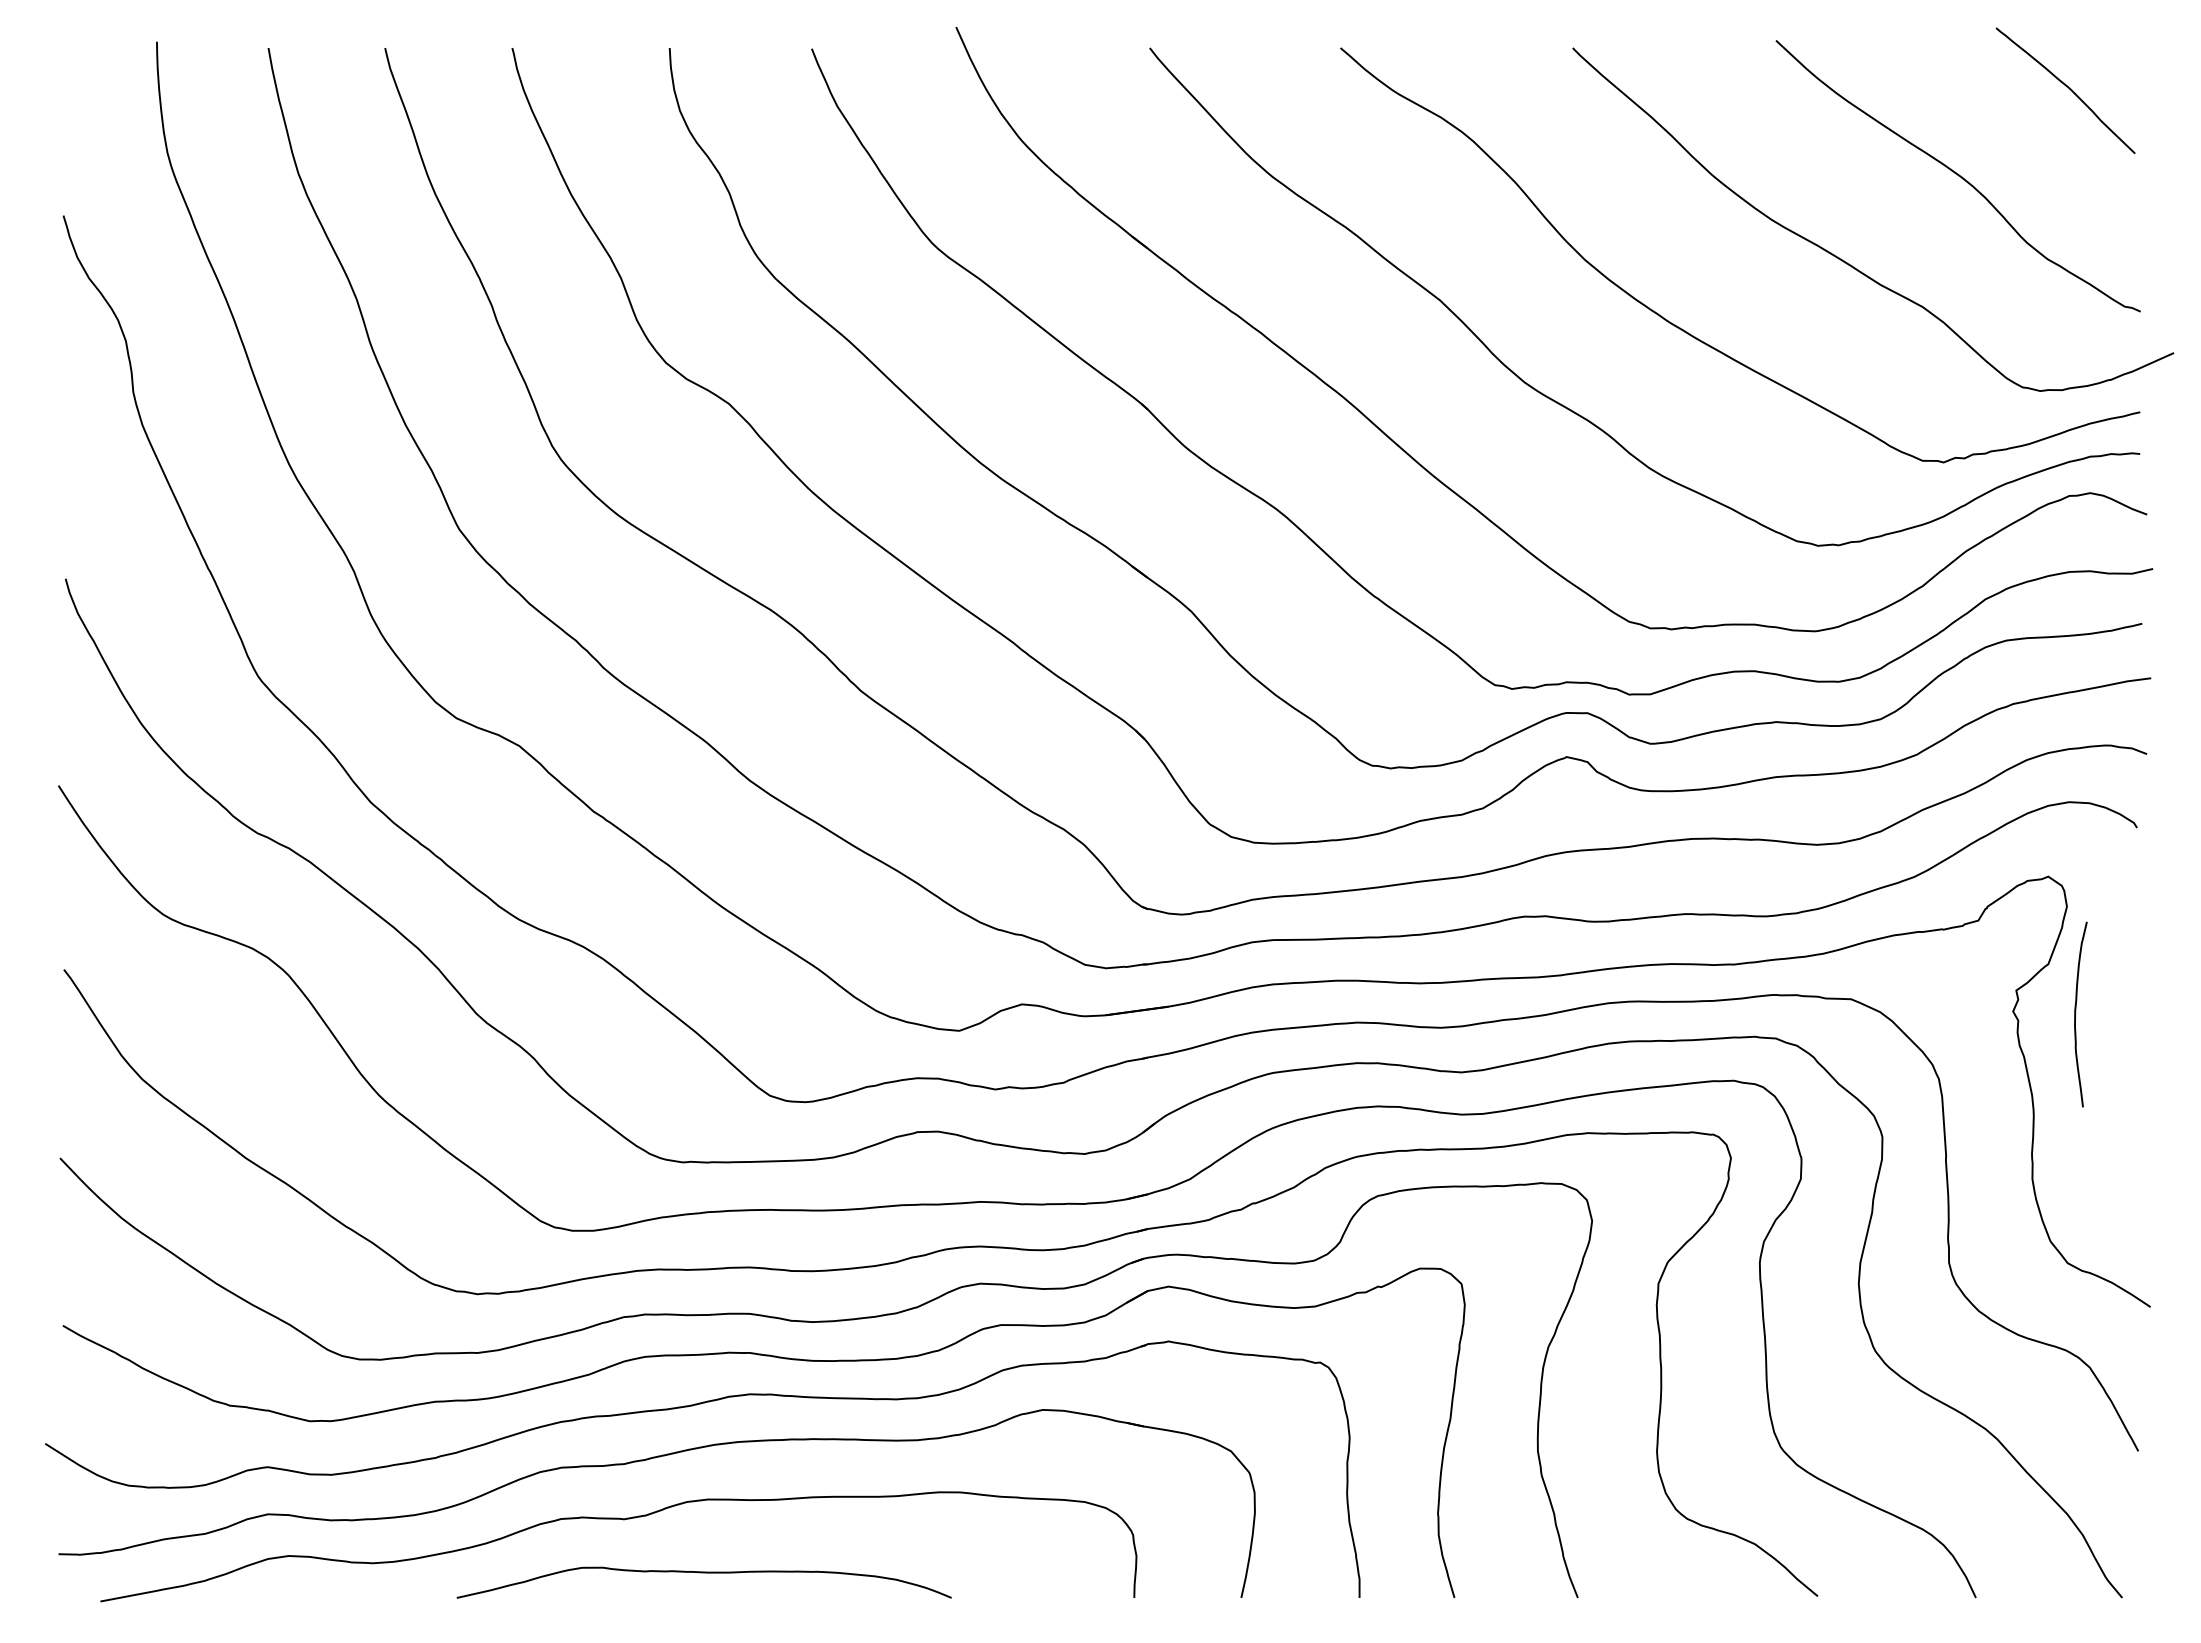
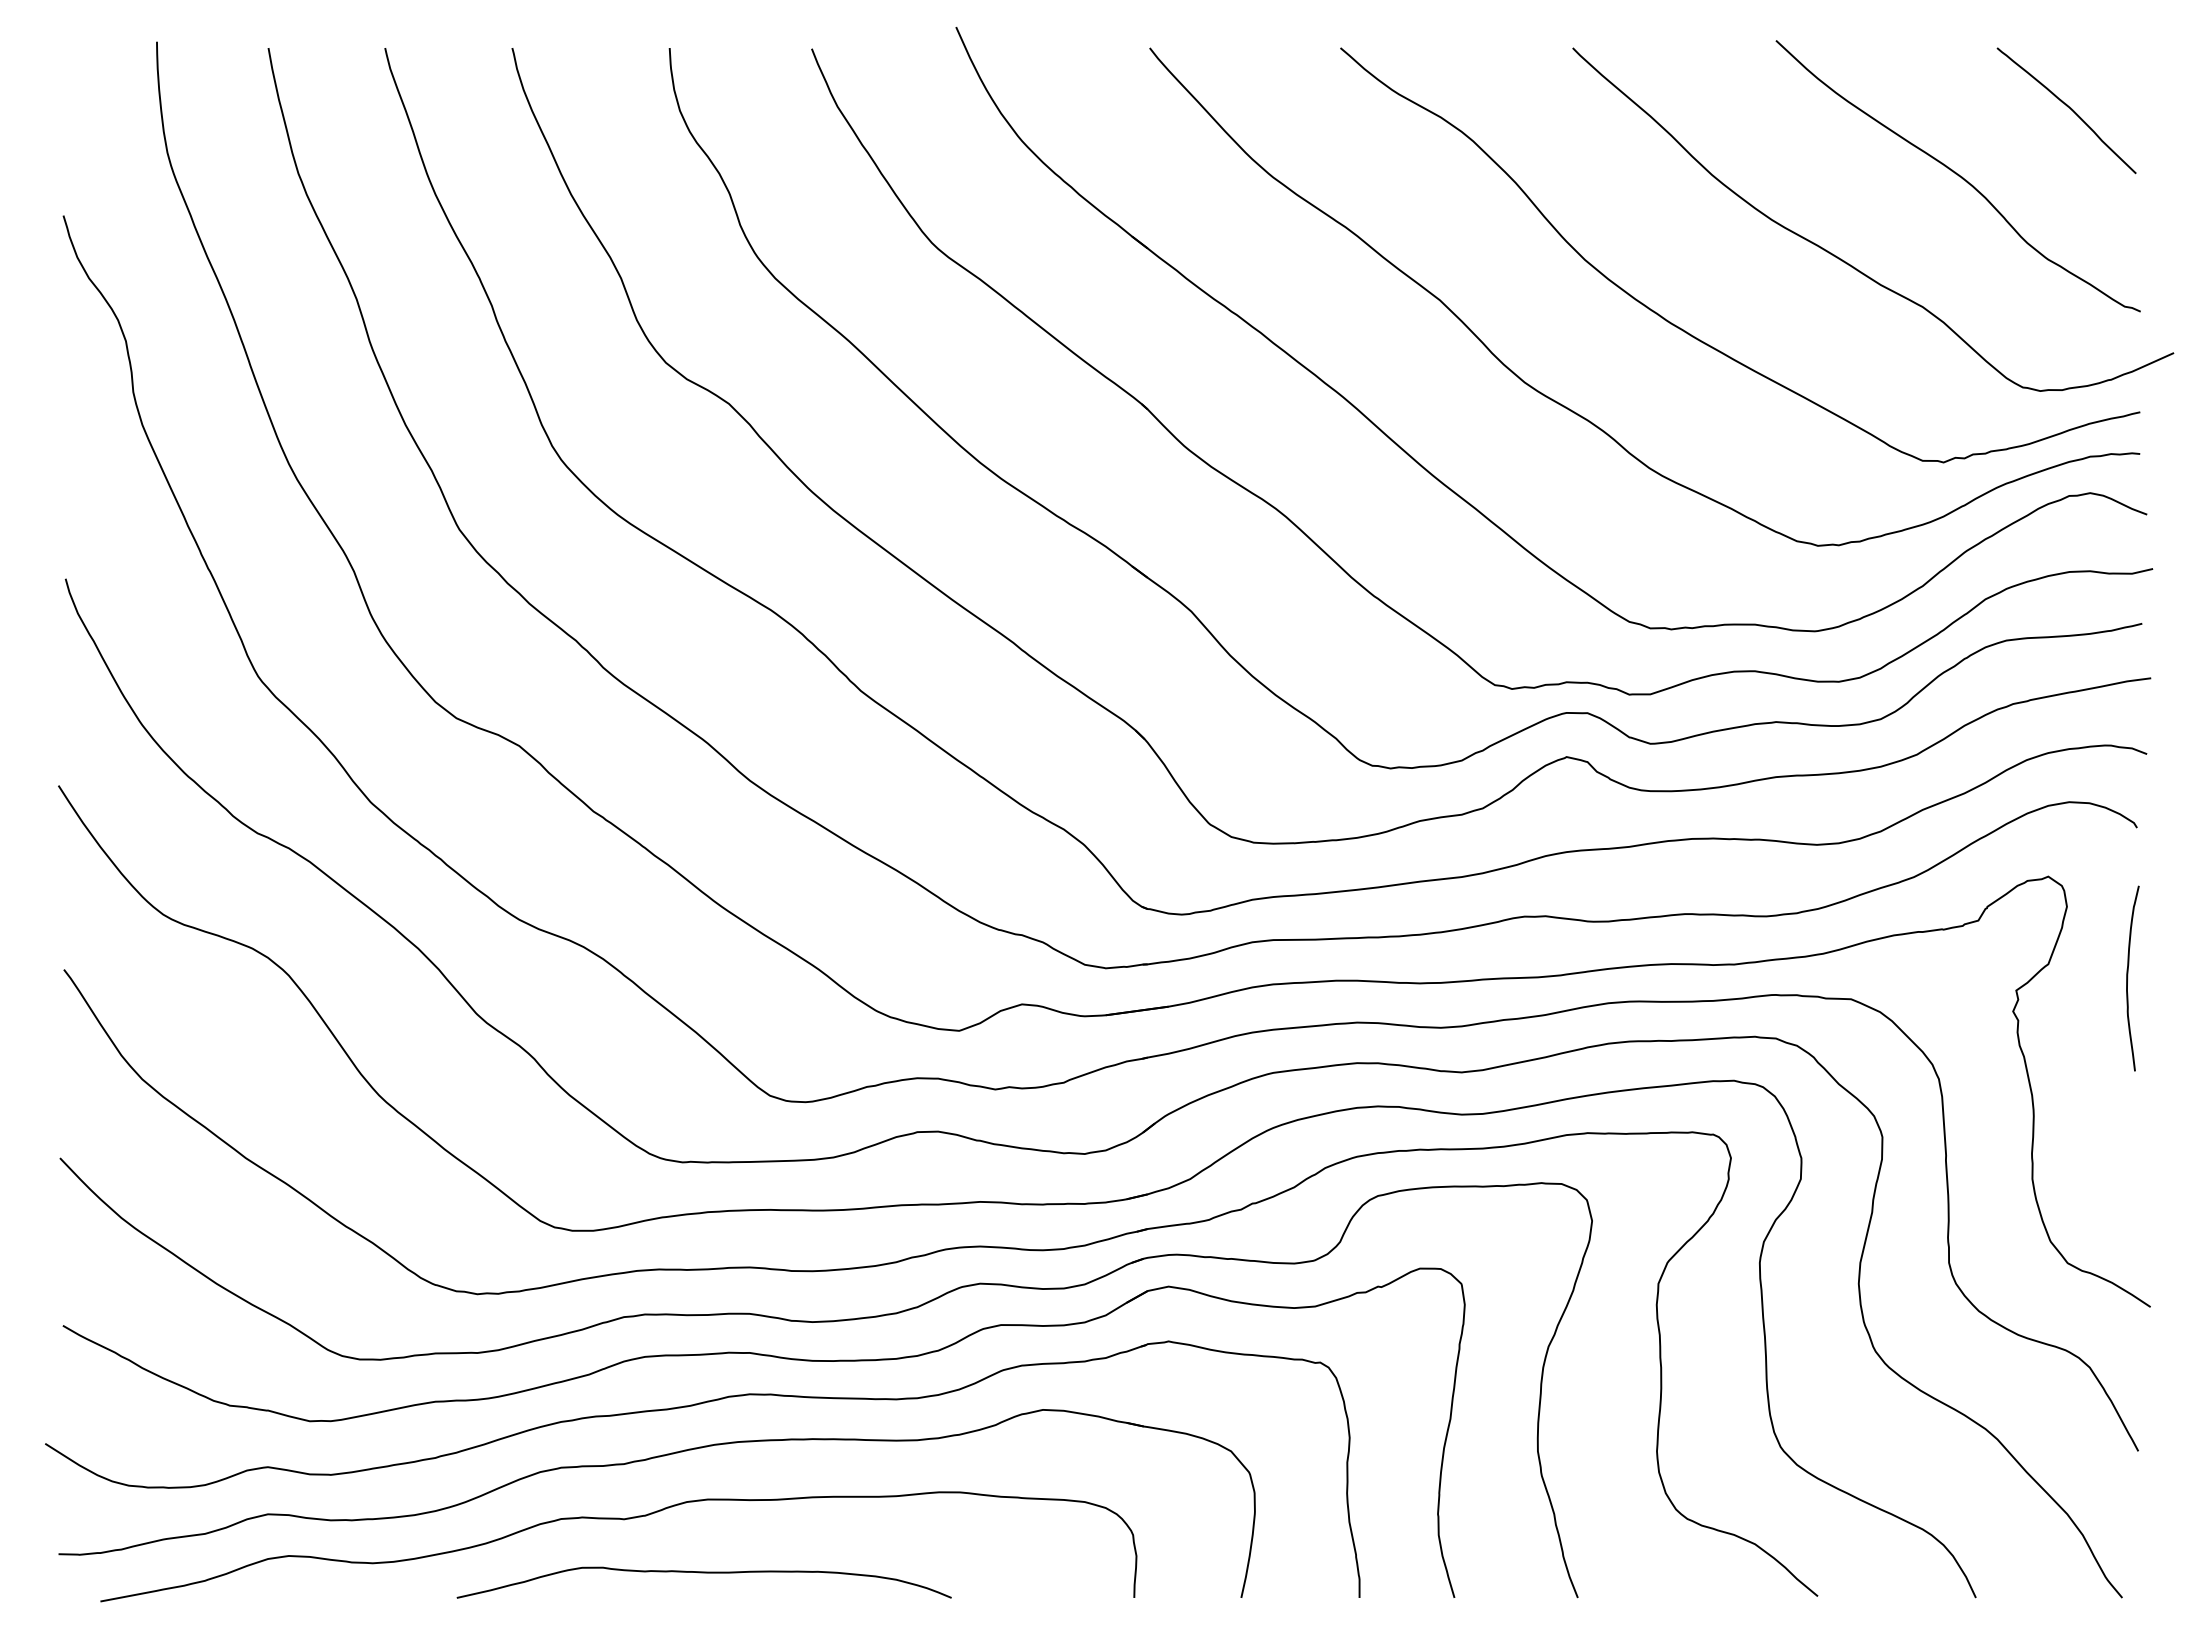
curve position: (2066, 87) -> (2067, 107) (2067, 107)
curve position: (2076, 1014) -> (2128, 978) (2128, 978)
